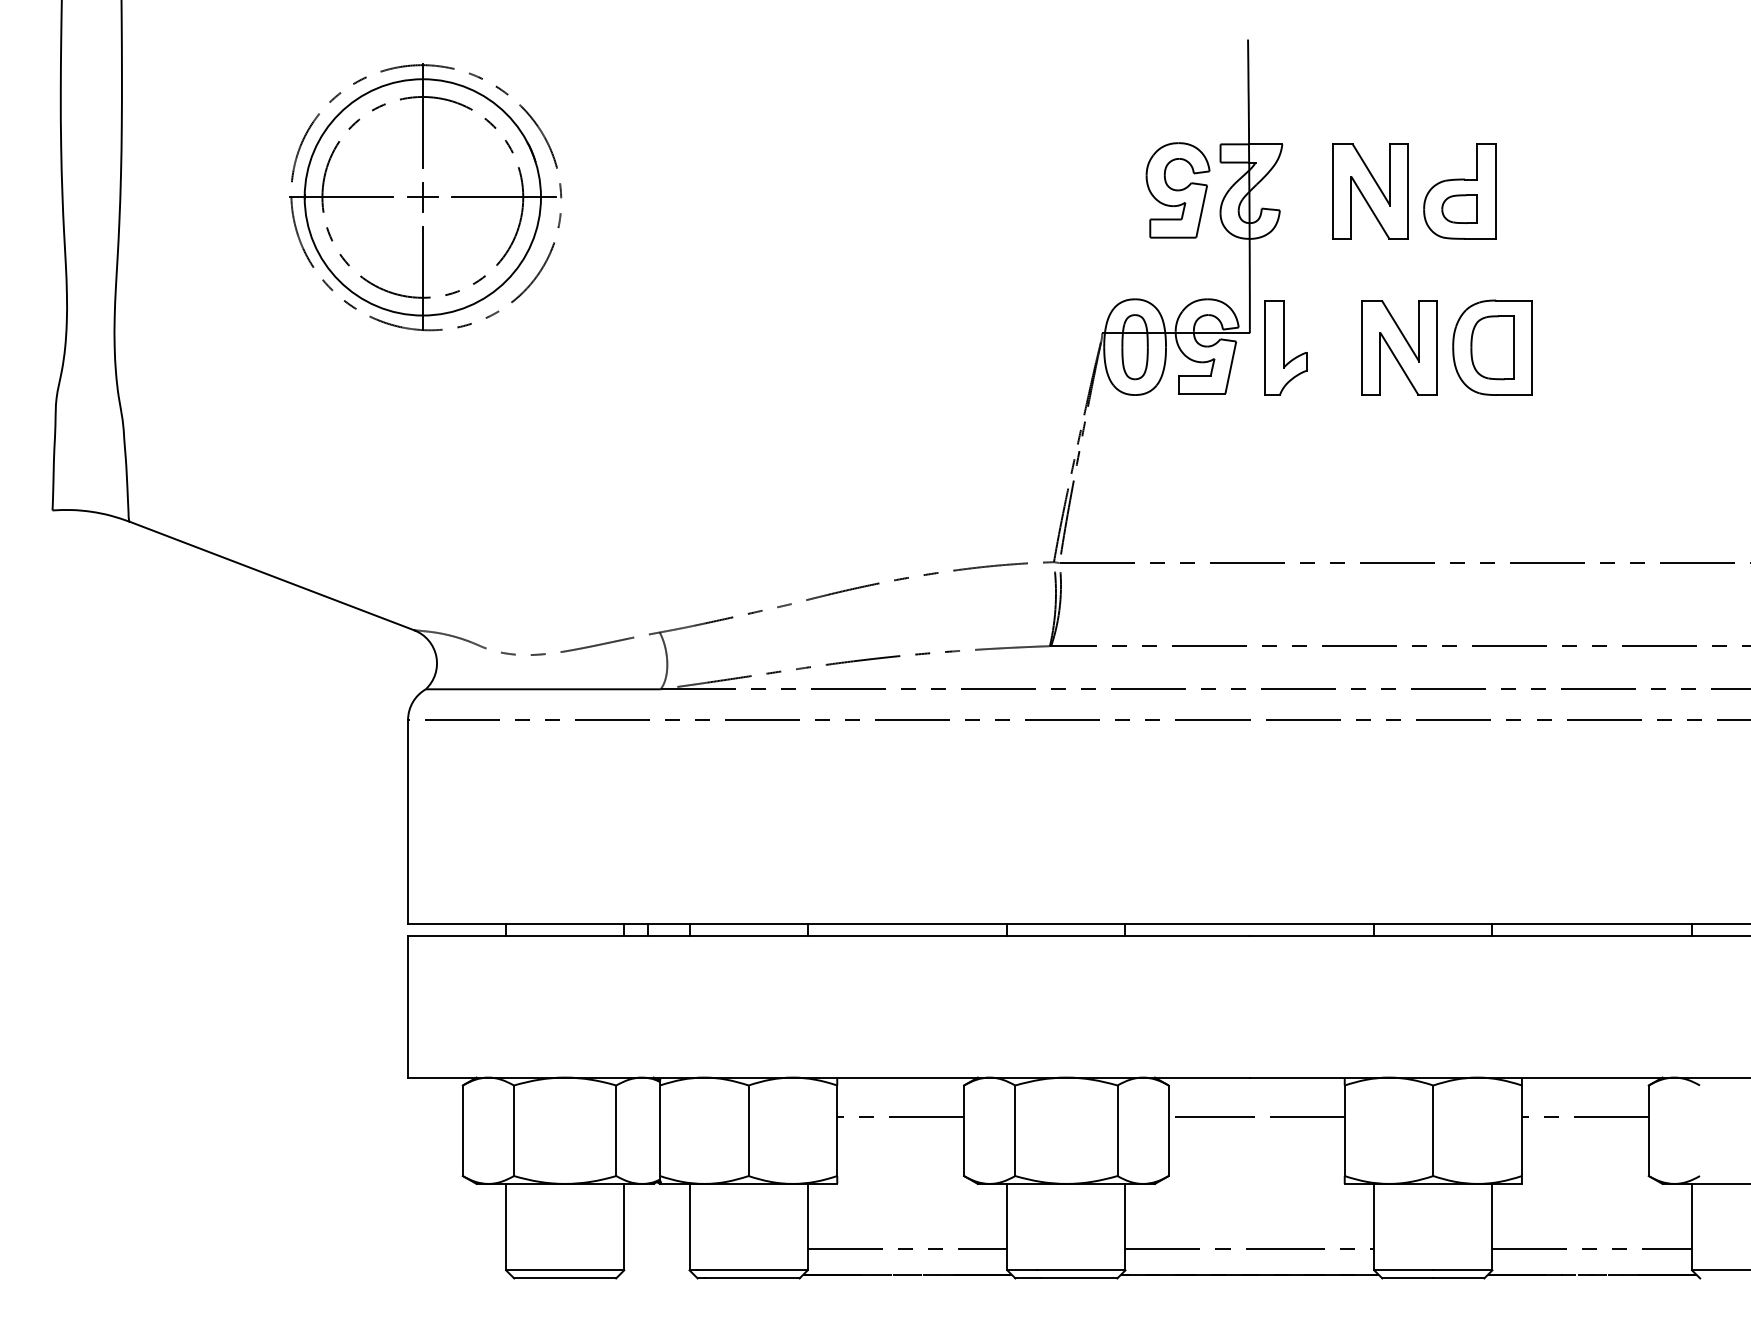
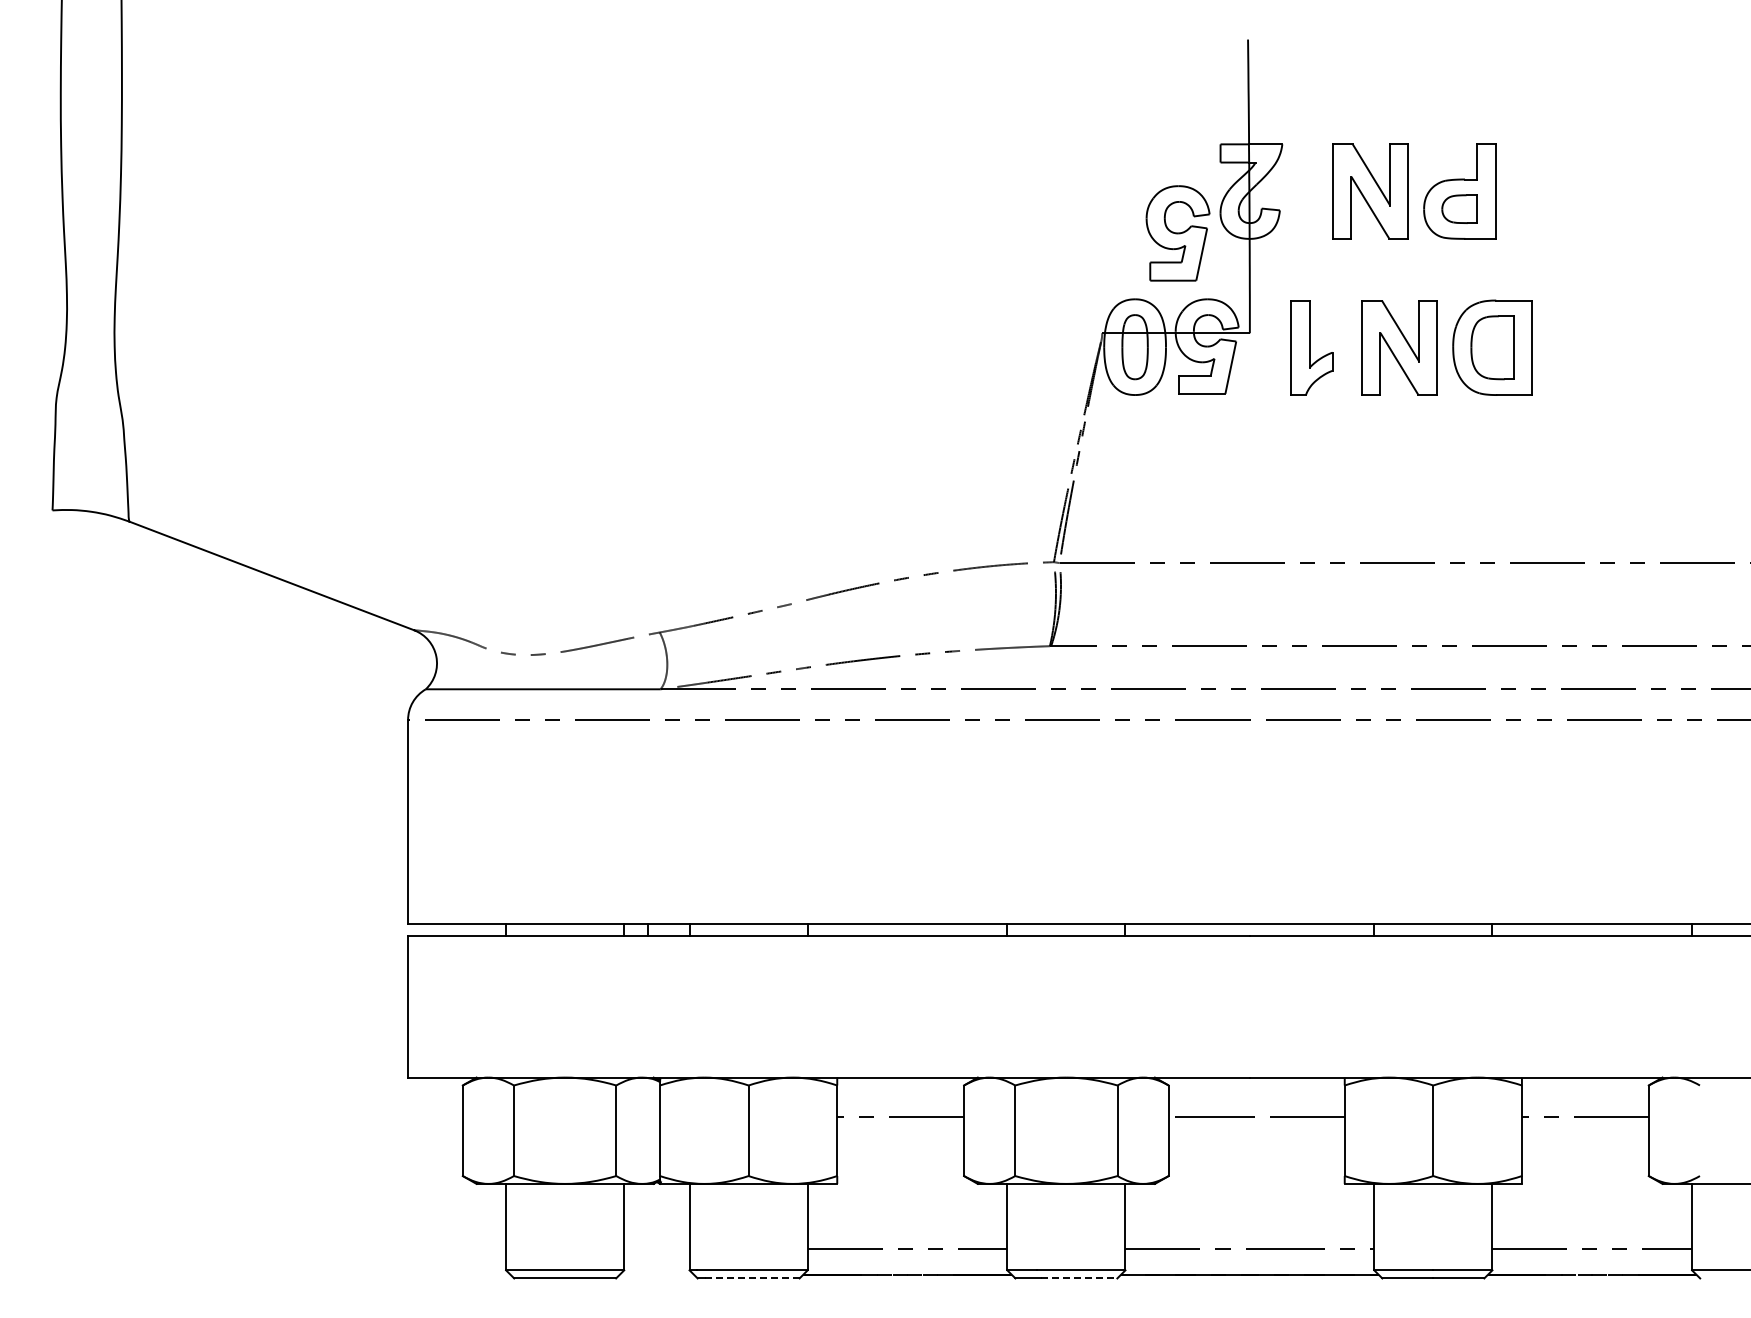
part position: (1177, 190) -> (1177, 233) (1177, 233)
part: present -> none (425, 197)
part position: (1285, 347) -> (1311, 347) (1311, 347)
line: solid -> dashed (752, 1278)
line: solid -> dashed (1079, 1278)
